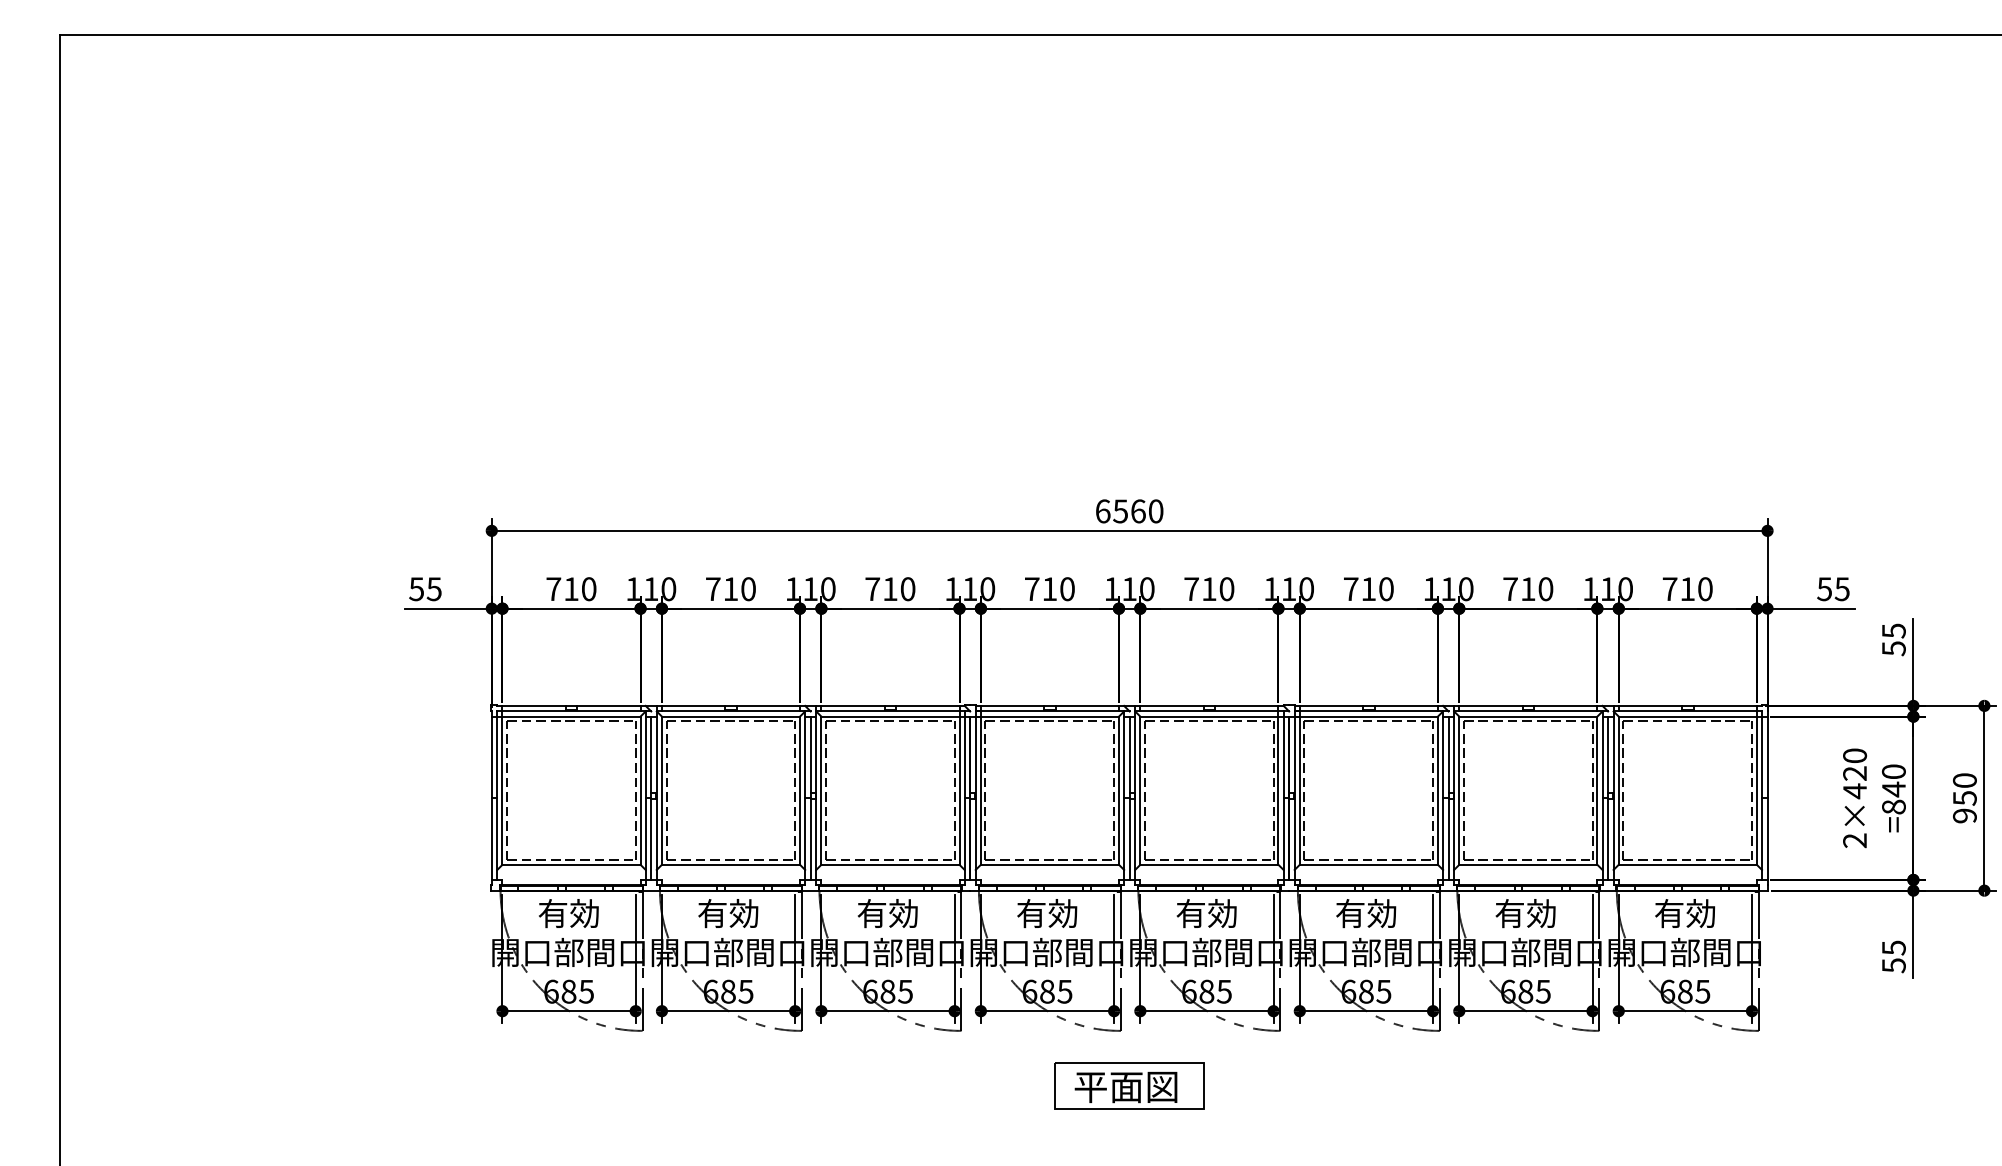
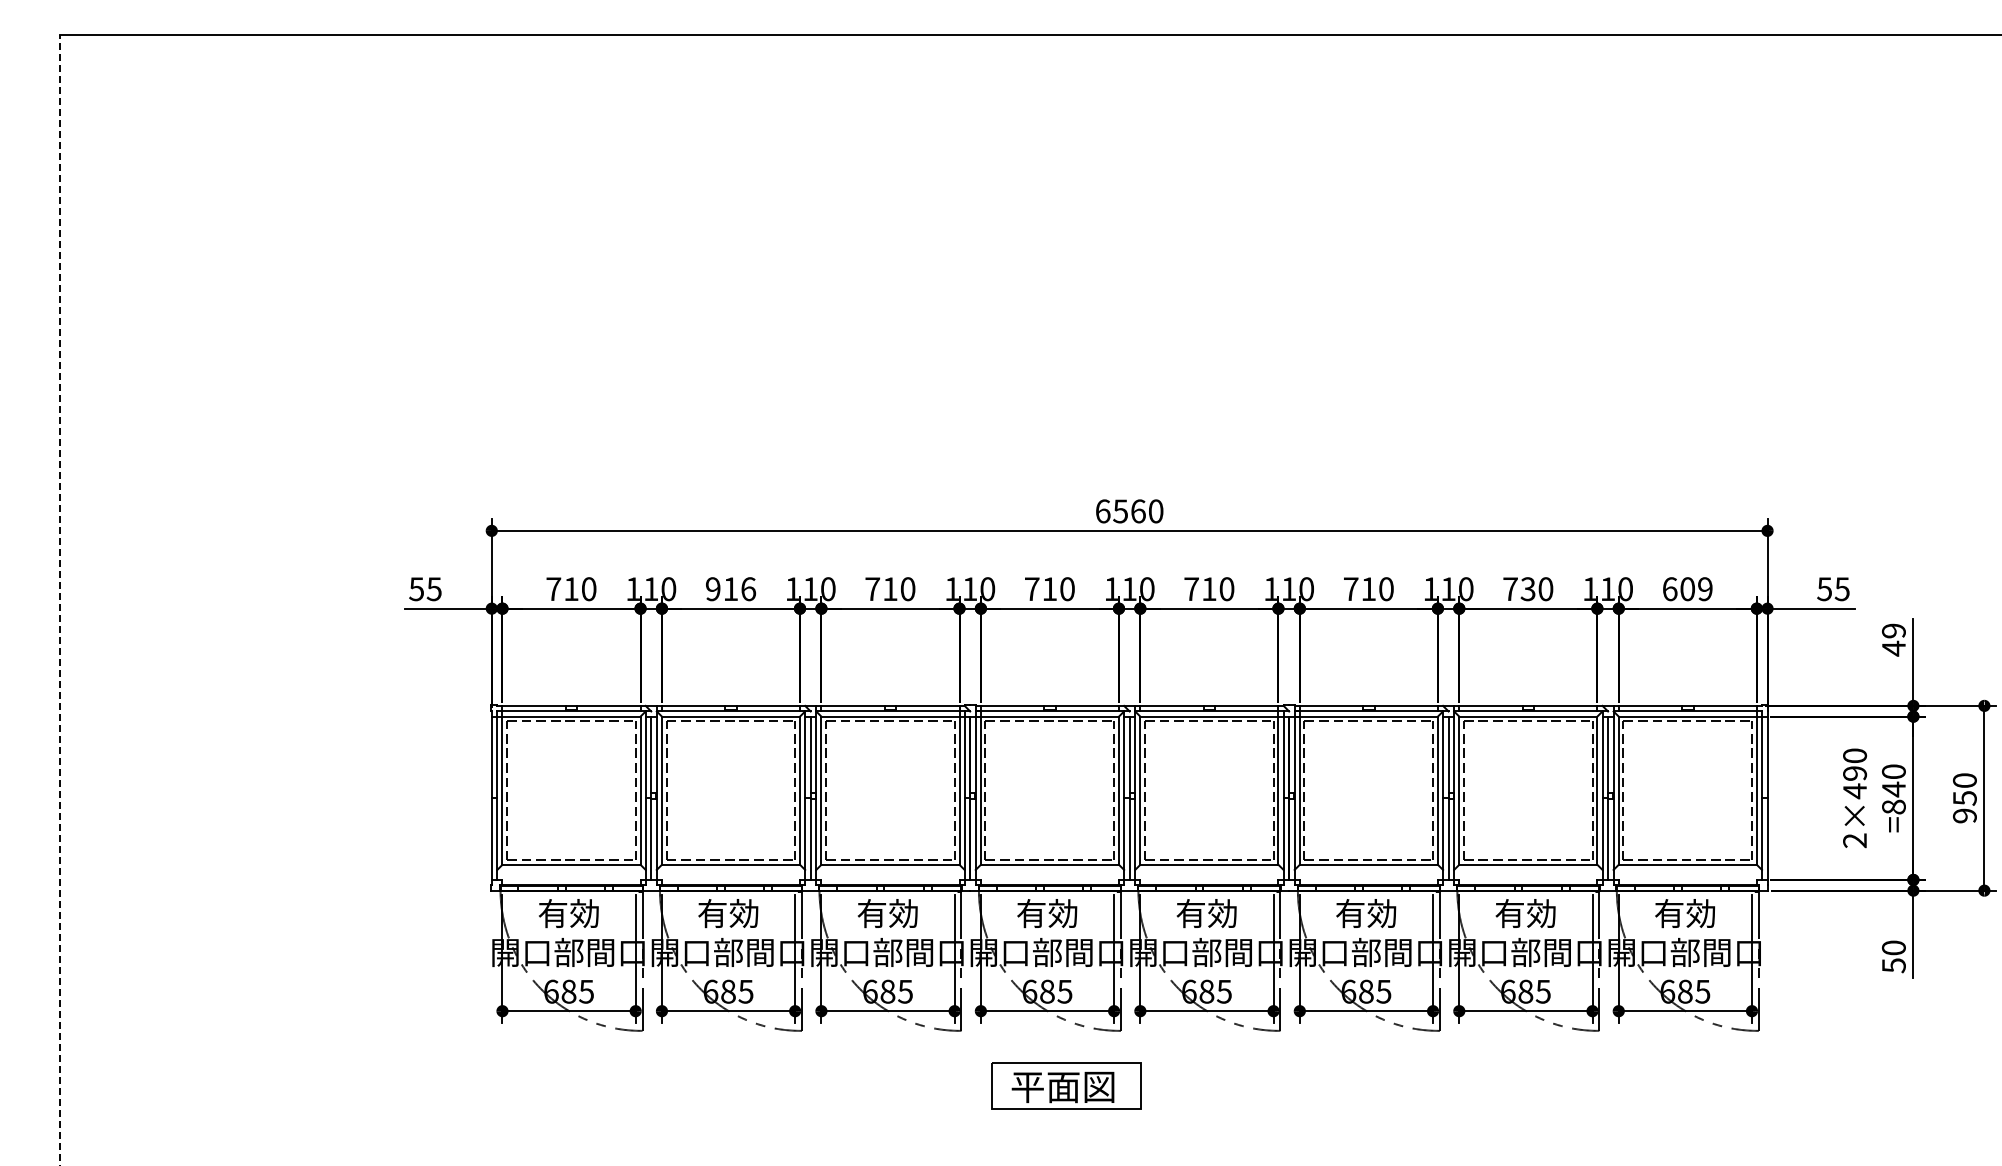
text: 710 -> 916 (731, 589)
text: 710 -> 730 (1527, 589)
text: 710 -> 609 (1687, 589)
line: solid -> dashed (60, 599)
text: 55 -> 49 (1893, 639)
text: 2×420 -> 2×490 (1855, 773)
text: 55 -> 50 (1893, 947)
part position: (1129, 1085) -> (1066, 1085) (1066, 1085)
